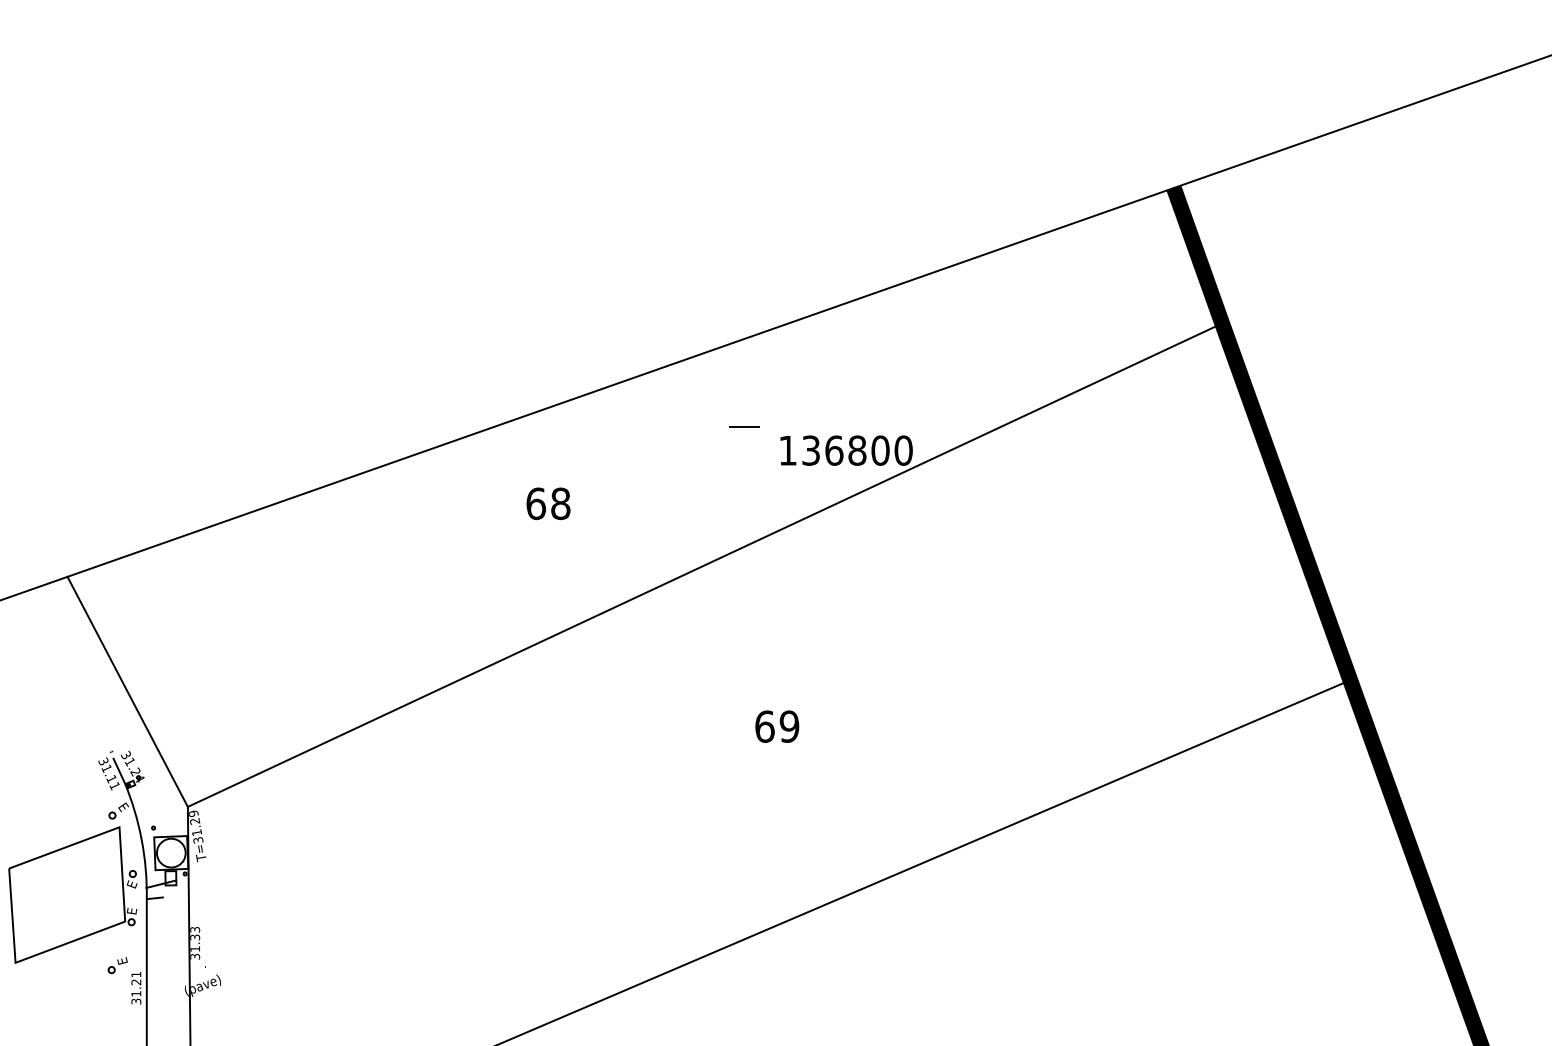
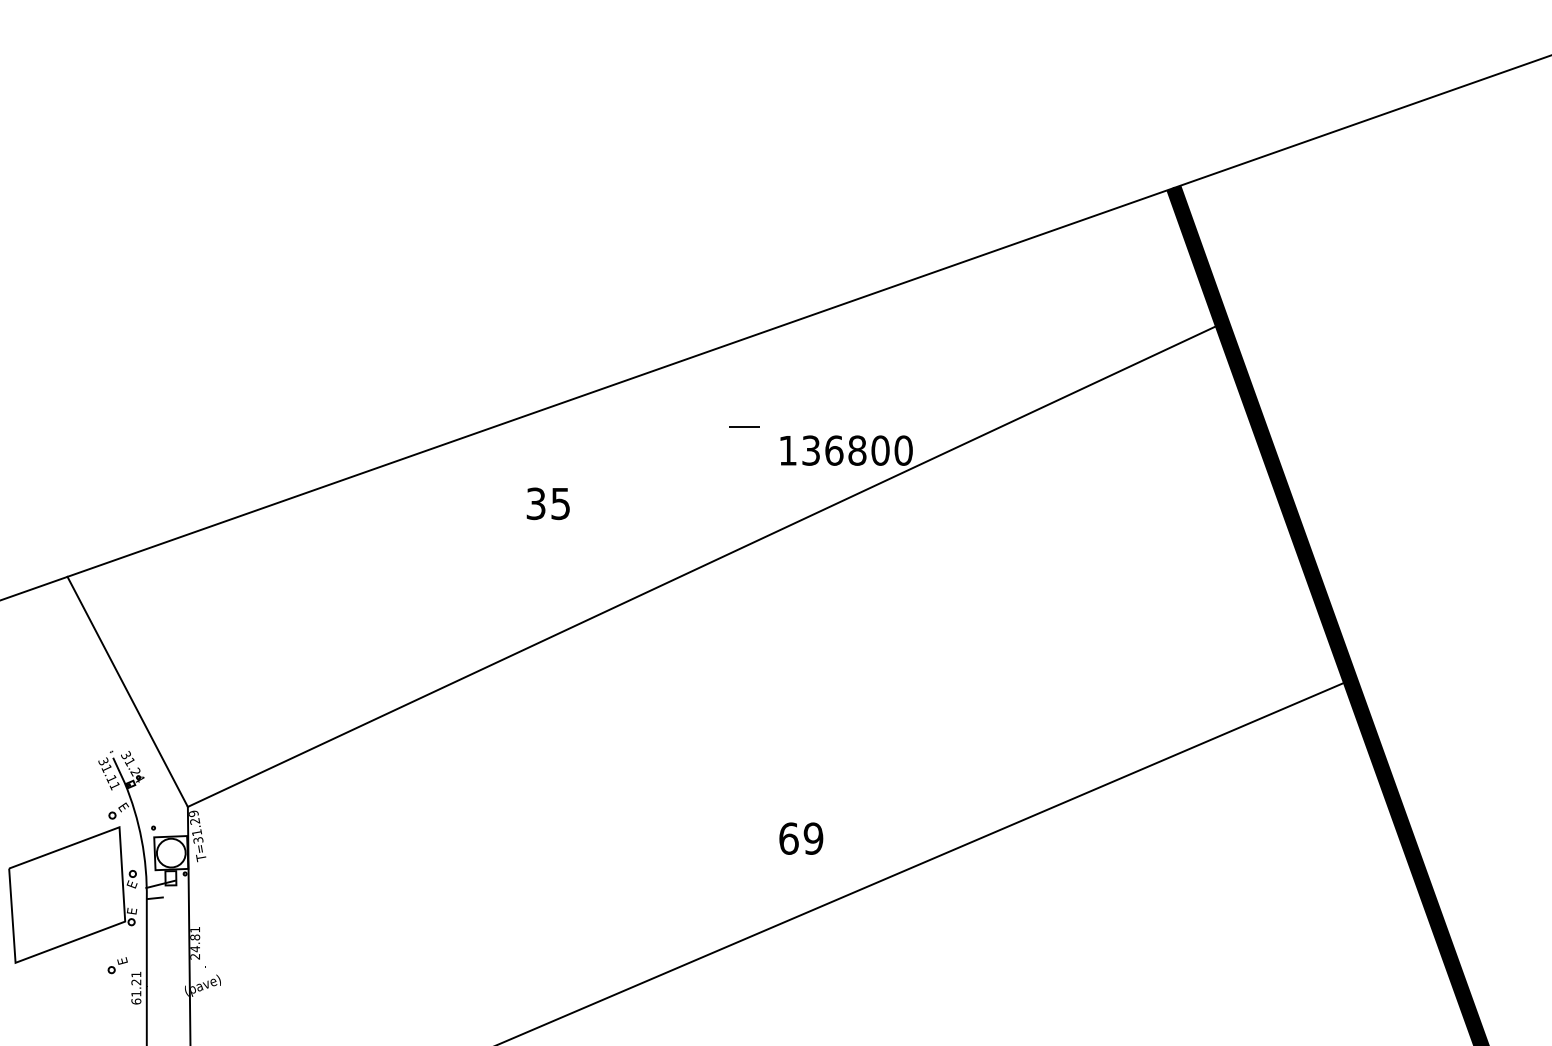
text: 68 -> 35 (548, 503)
text position: (777, 726) -> (801, 838) (801, 838)
text: 31.33 -> 24.81 (195, 943)
text: 31.21 -> 61.21 (136, 1001)
